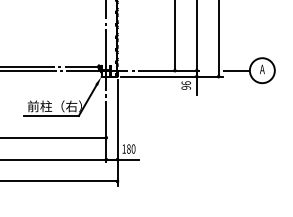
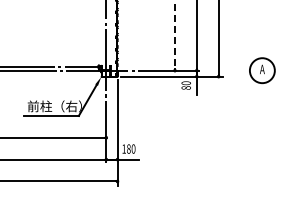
line: solid -> dashed (174, 35)
line: present -> none (236, 70)
text: 96 -> 80 (185, 85)
